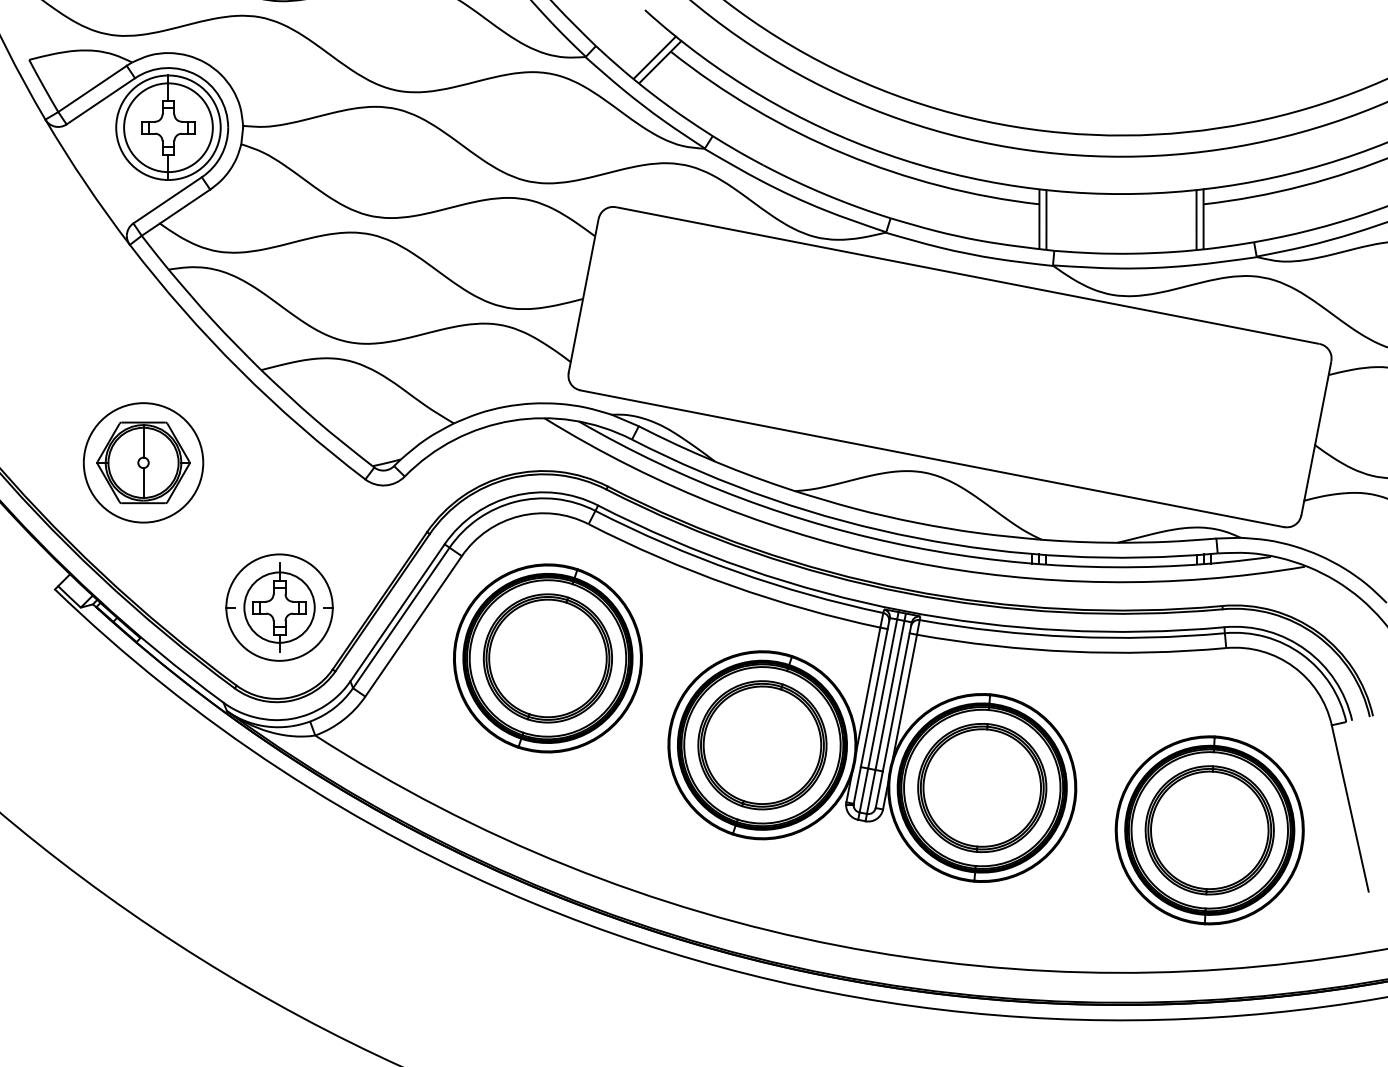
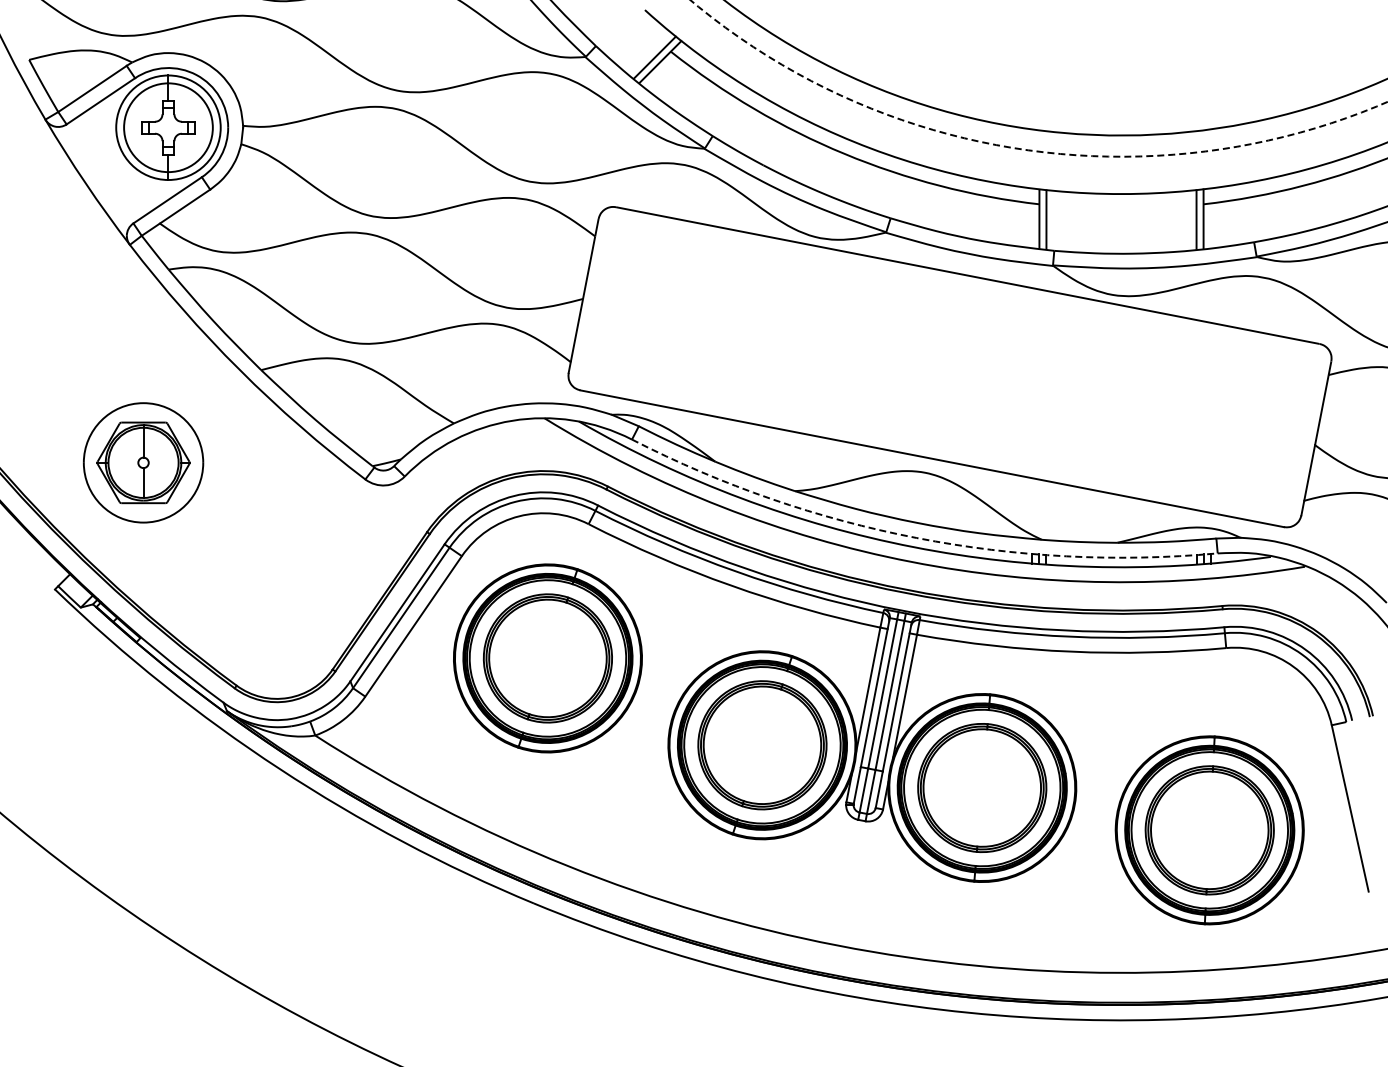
arc: solid -> dashed (1028, 150)
arc: solid -> dashed (916, 538)
part: present -> none (279, 607)
